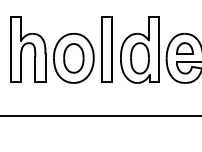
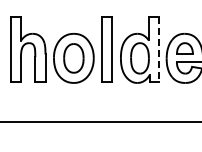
line: solid -> dashed (159, 49)
line position: (100, 115) -> (100, 121) (100, 121)
